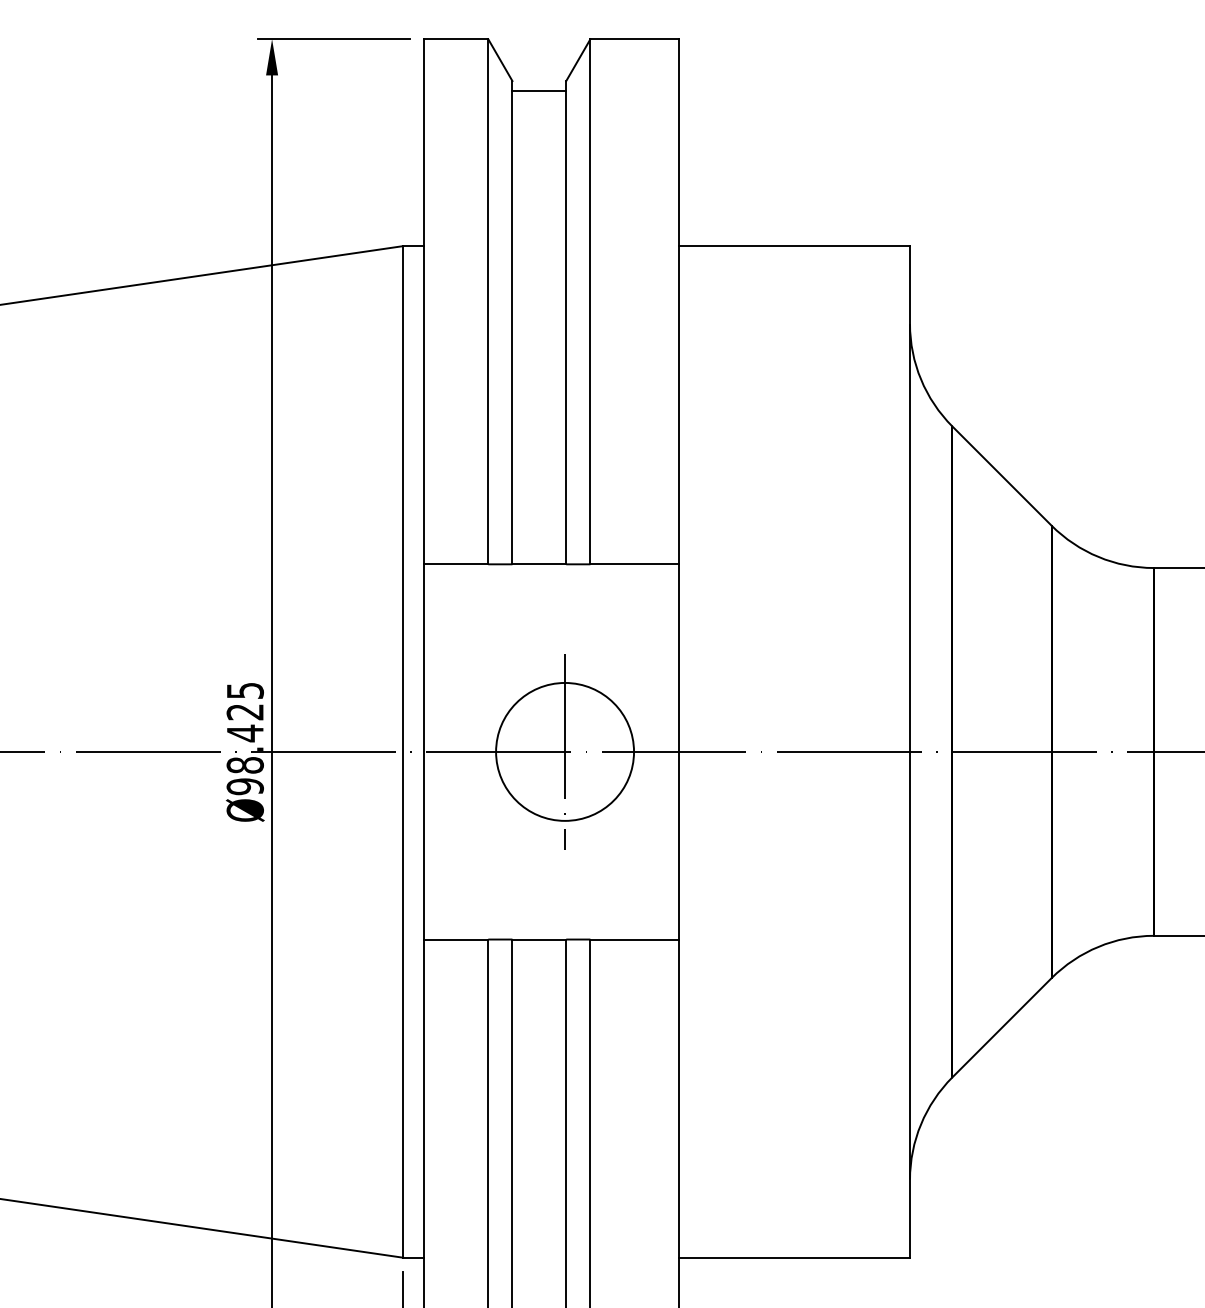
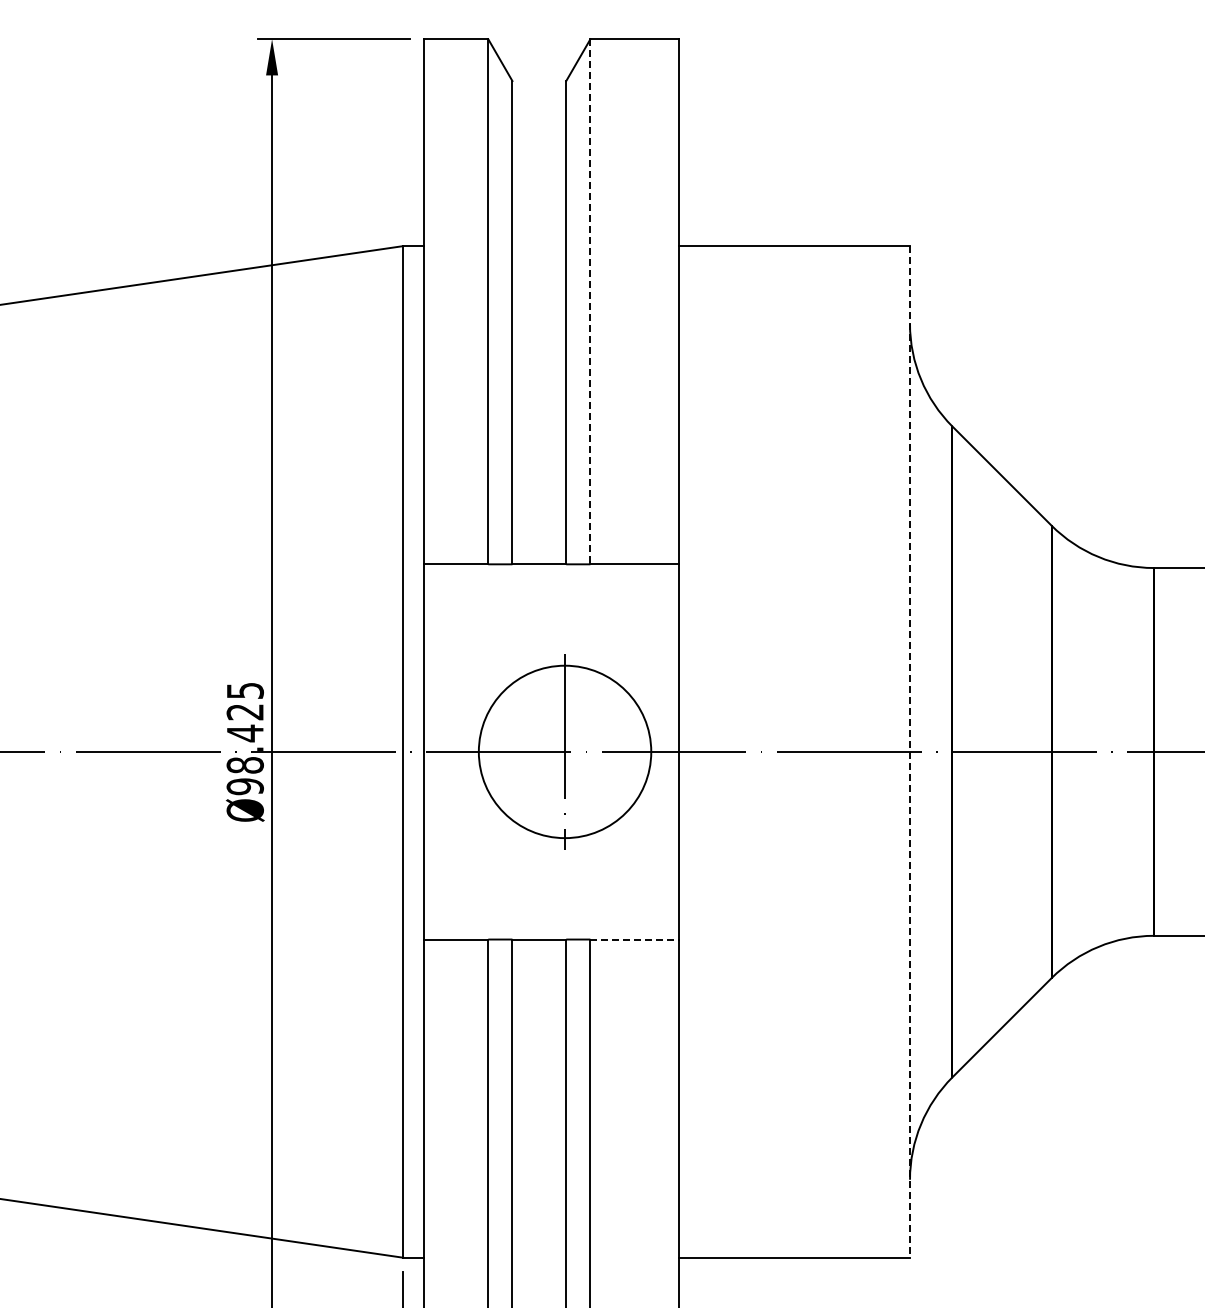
line: present -> none (539, 90)
line: solid -> dashed (590, 301)
circle diameter: 138 px -> 172 px (564, 751)
line: solid -> dashed (910, 751)
line: solid -> dashed (635, 939)
